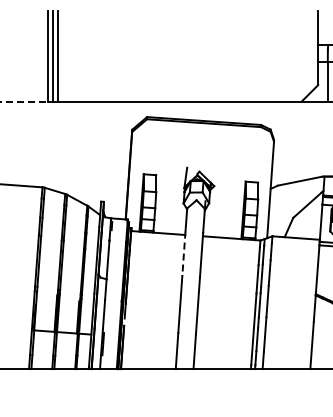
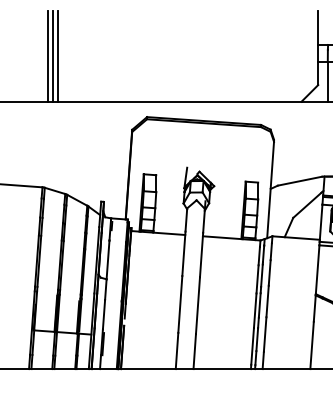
line: dashed -> solid (24, 101)
line: dashed -> solid (183, 254)
